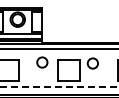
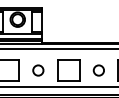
circle position: (42, 62) -> (38, 70) (38, 70)
circle position: (92, 63) -> (98, 70) (98, 70)
line: dashed -> solid (59, 87)
